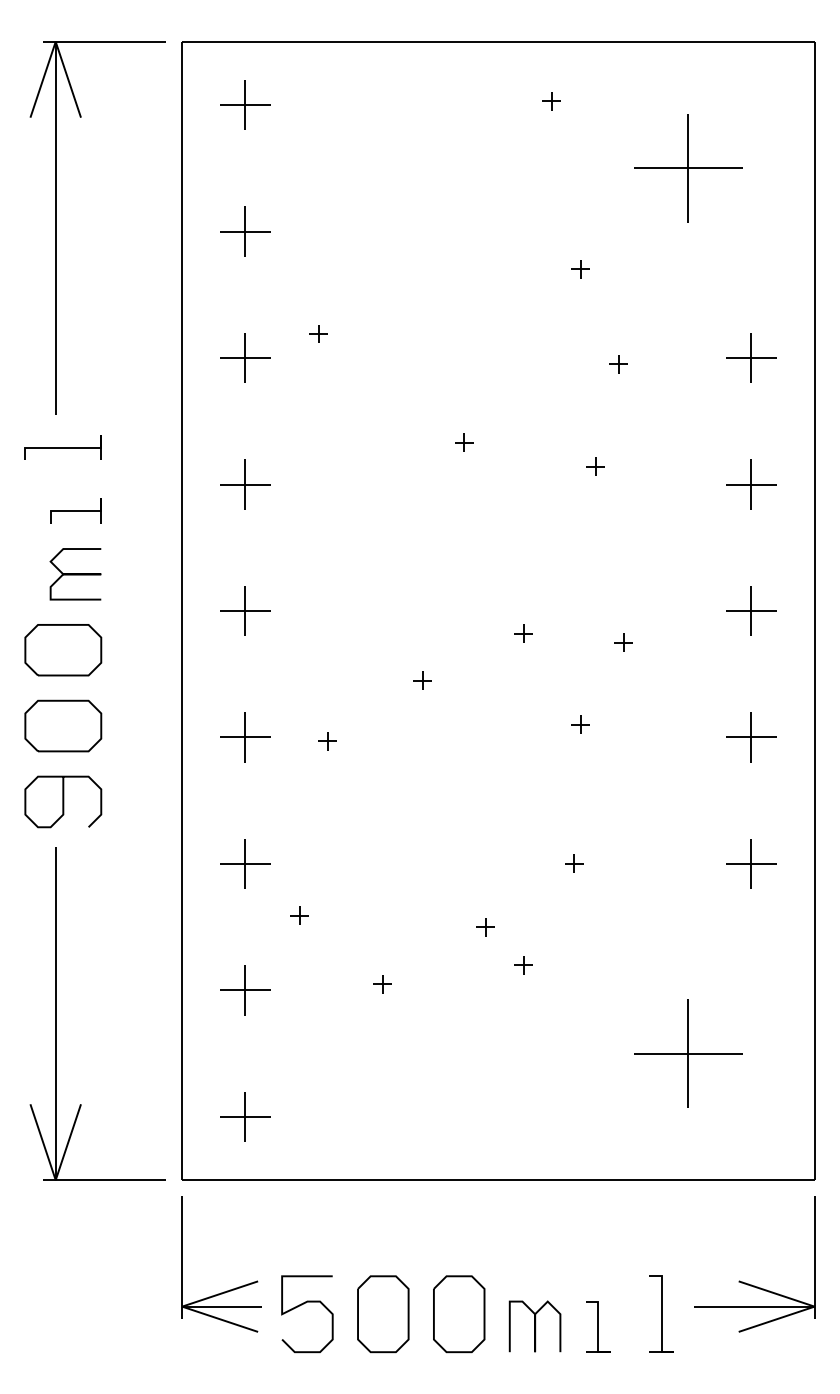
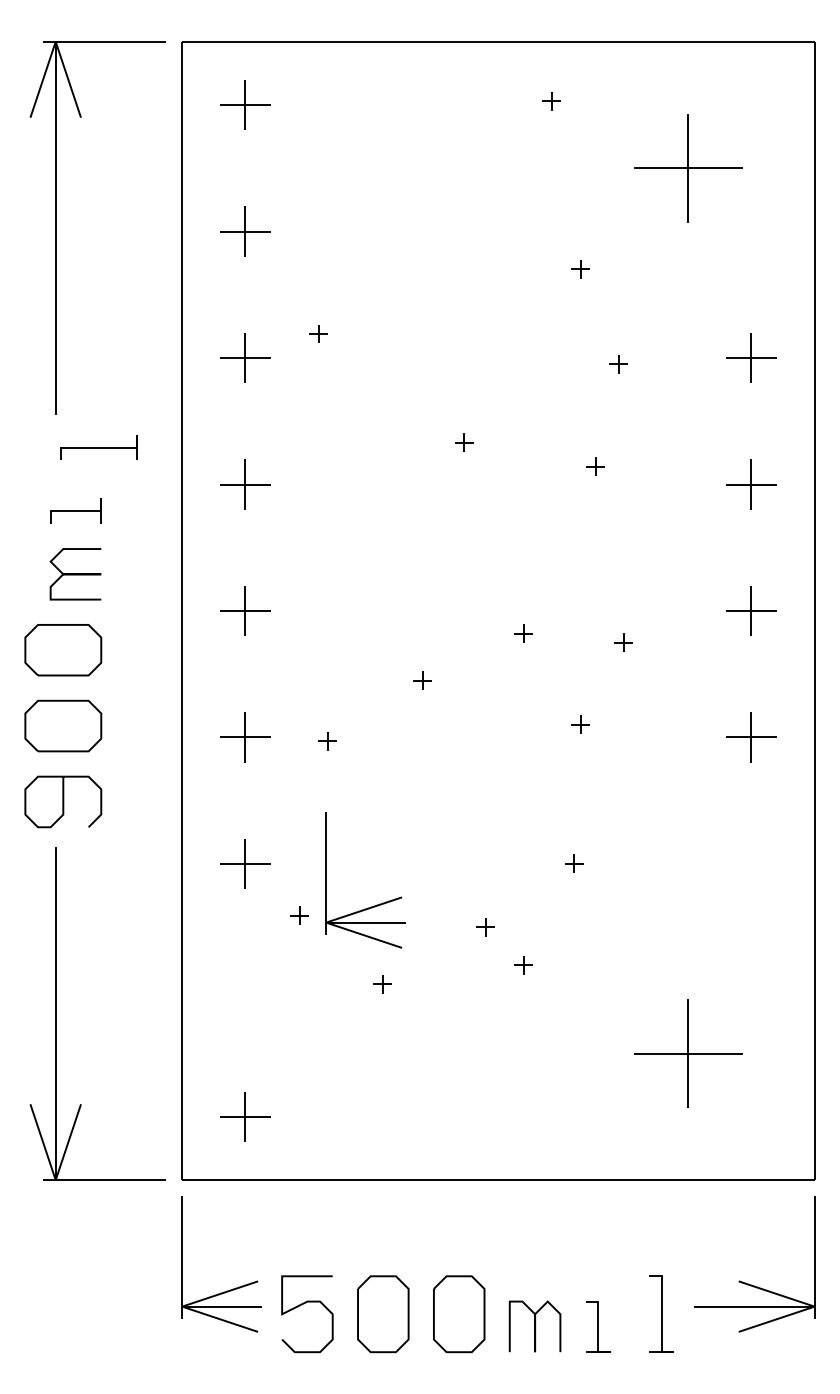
line position: (62, 447) -> (98, 447) (98, 447)
part: present -> none (751, 863)
part: none -> present (373, 905)
part: present -> none (245, 990)
